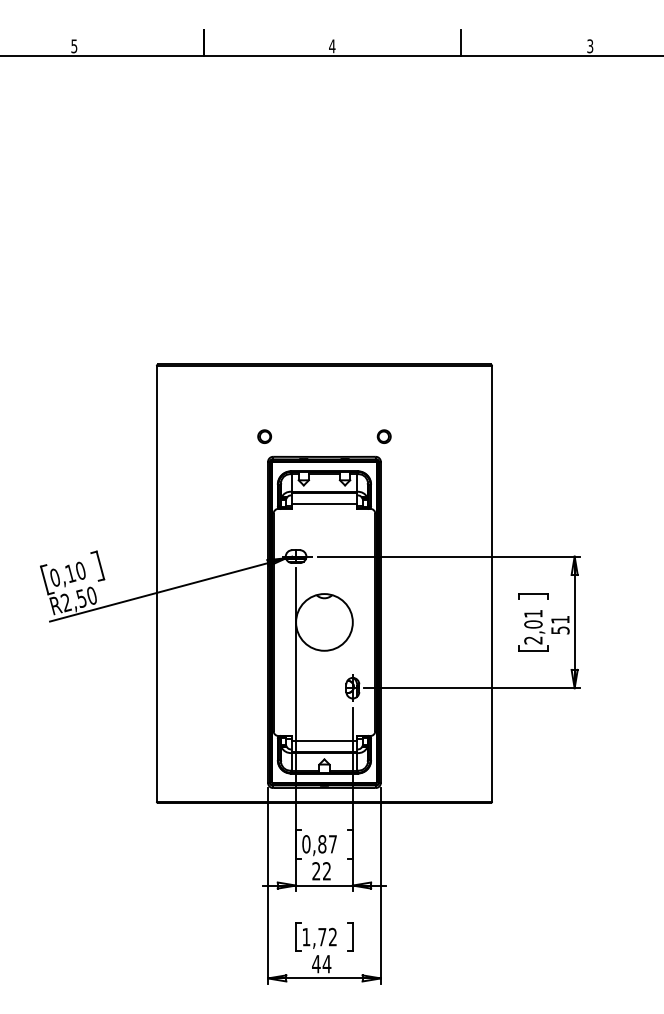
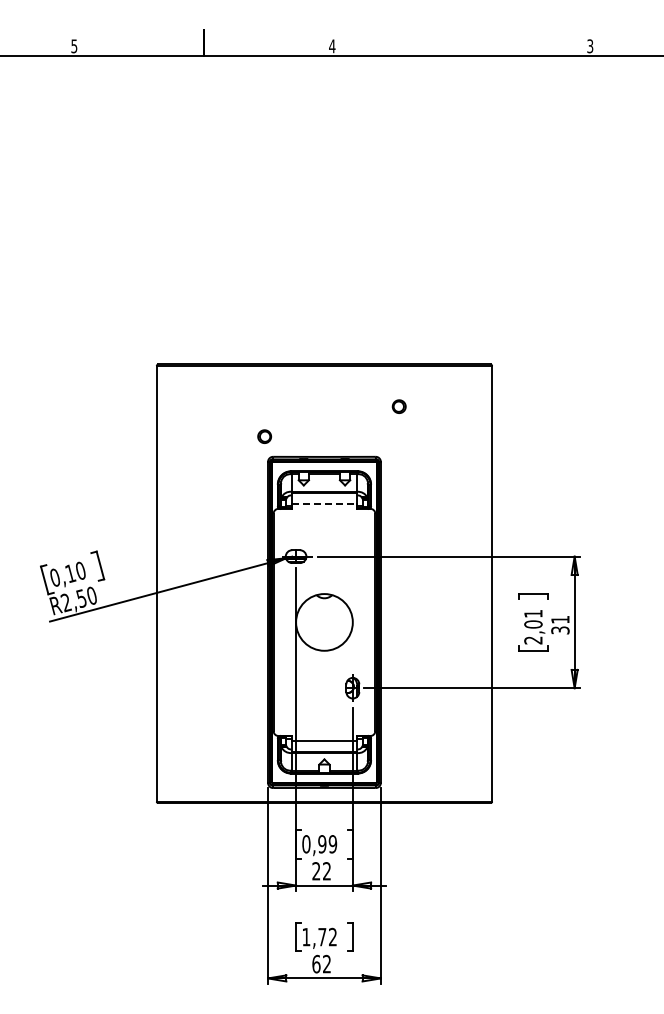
line: present -> none (461, 43)
part position: (383, 436) -> (398, 406) (398, 406)
line: solid -> dashed (324, 503)
text: 51 -> 31 (559, 630)
text: 0,87 -> 0,99 (327, 844)
text: 44 -> 62 (321, 963)
